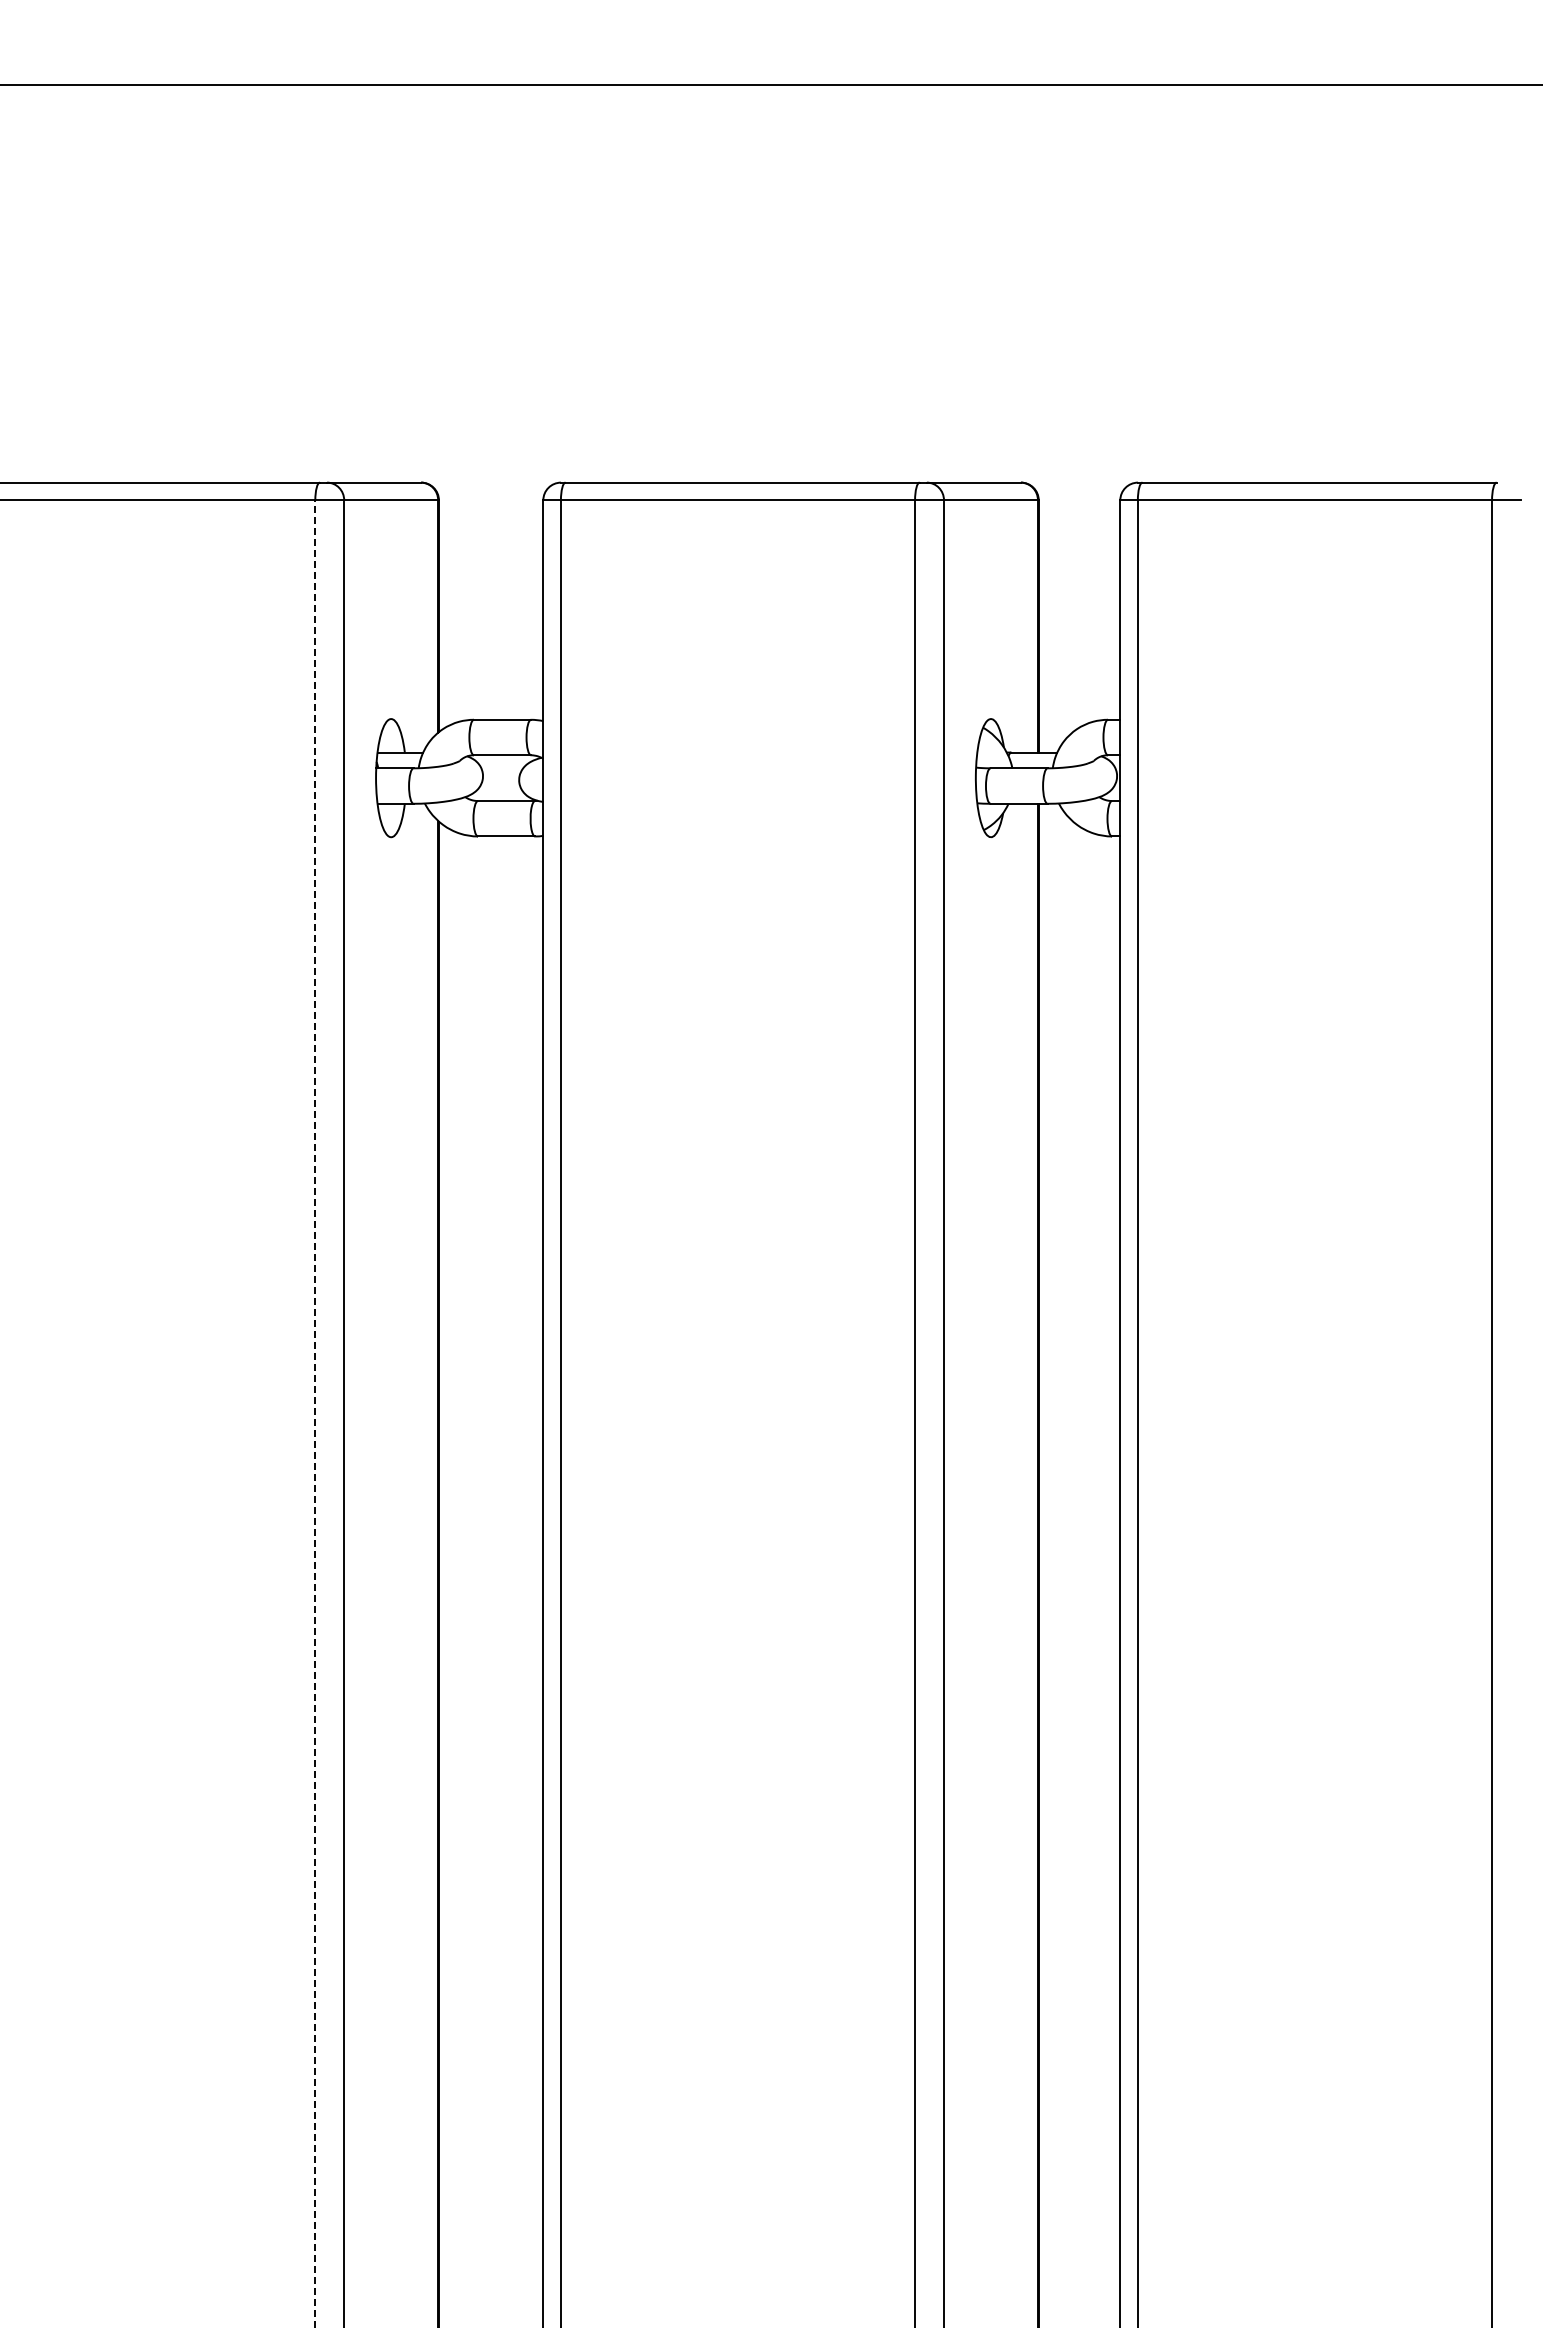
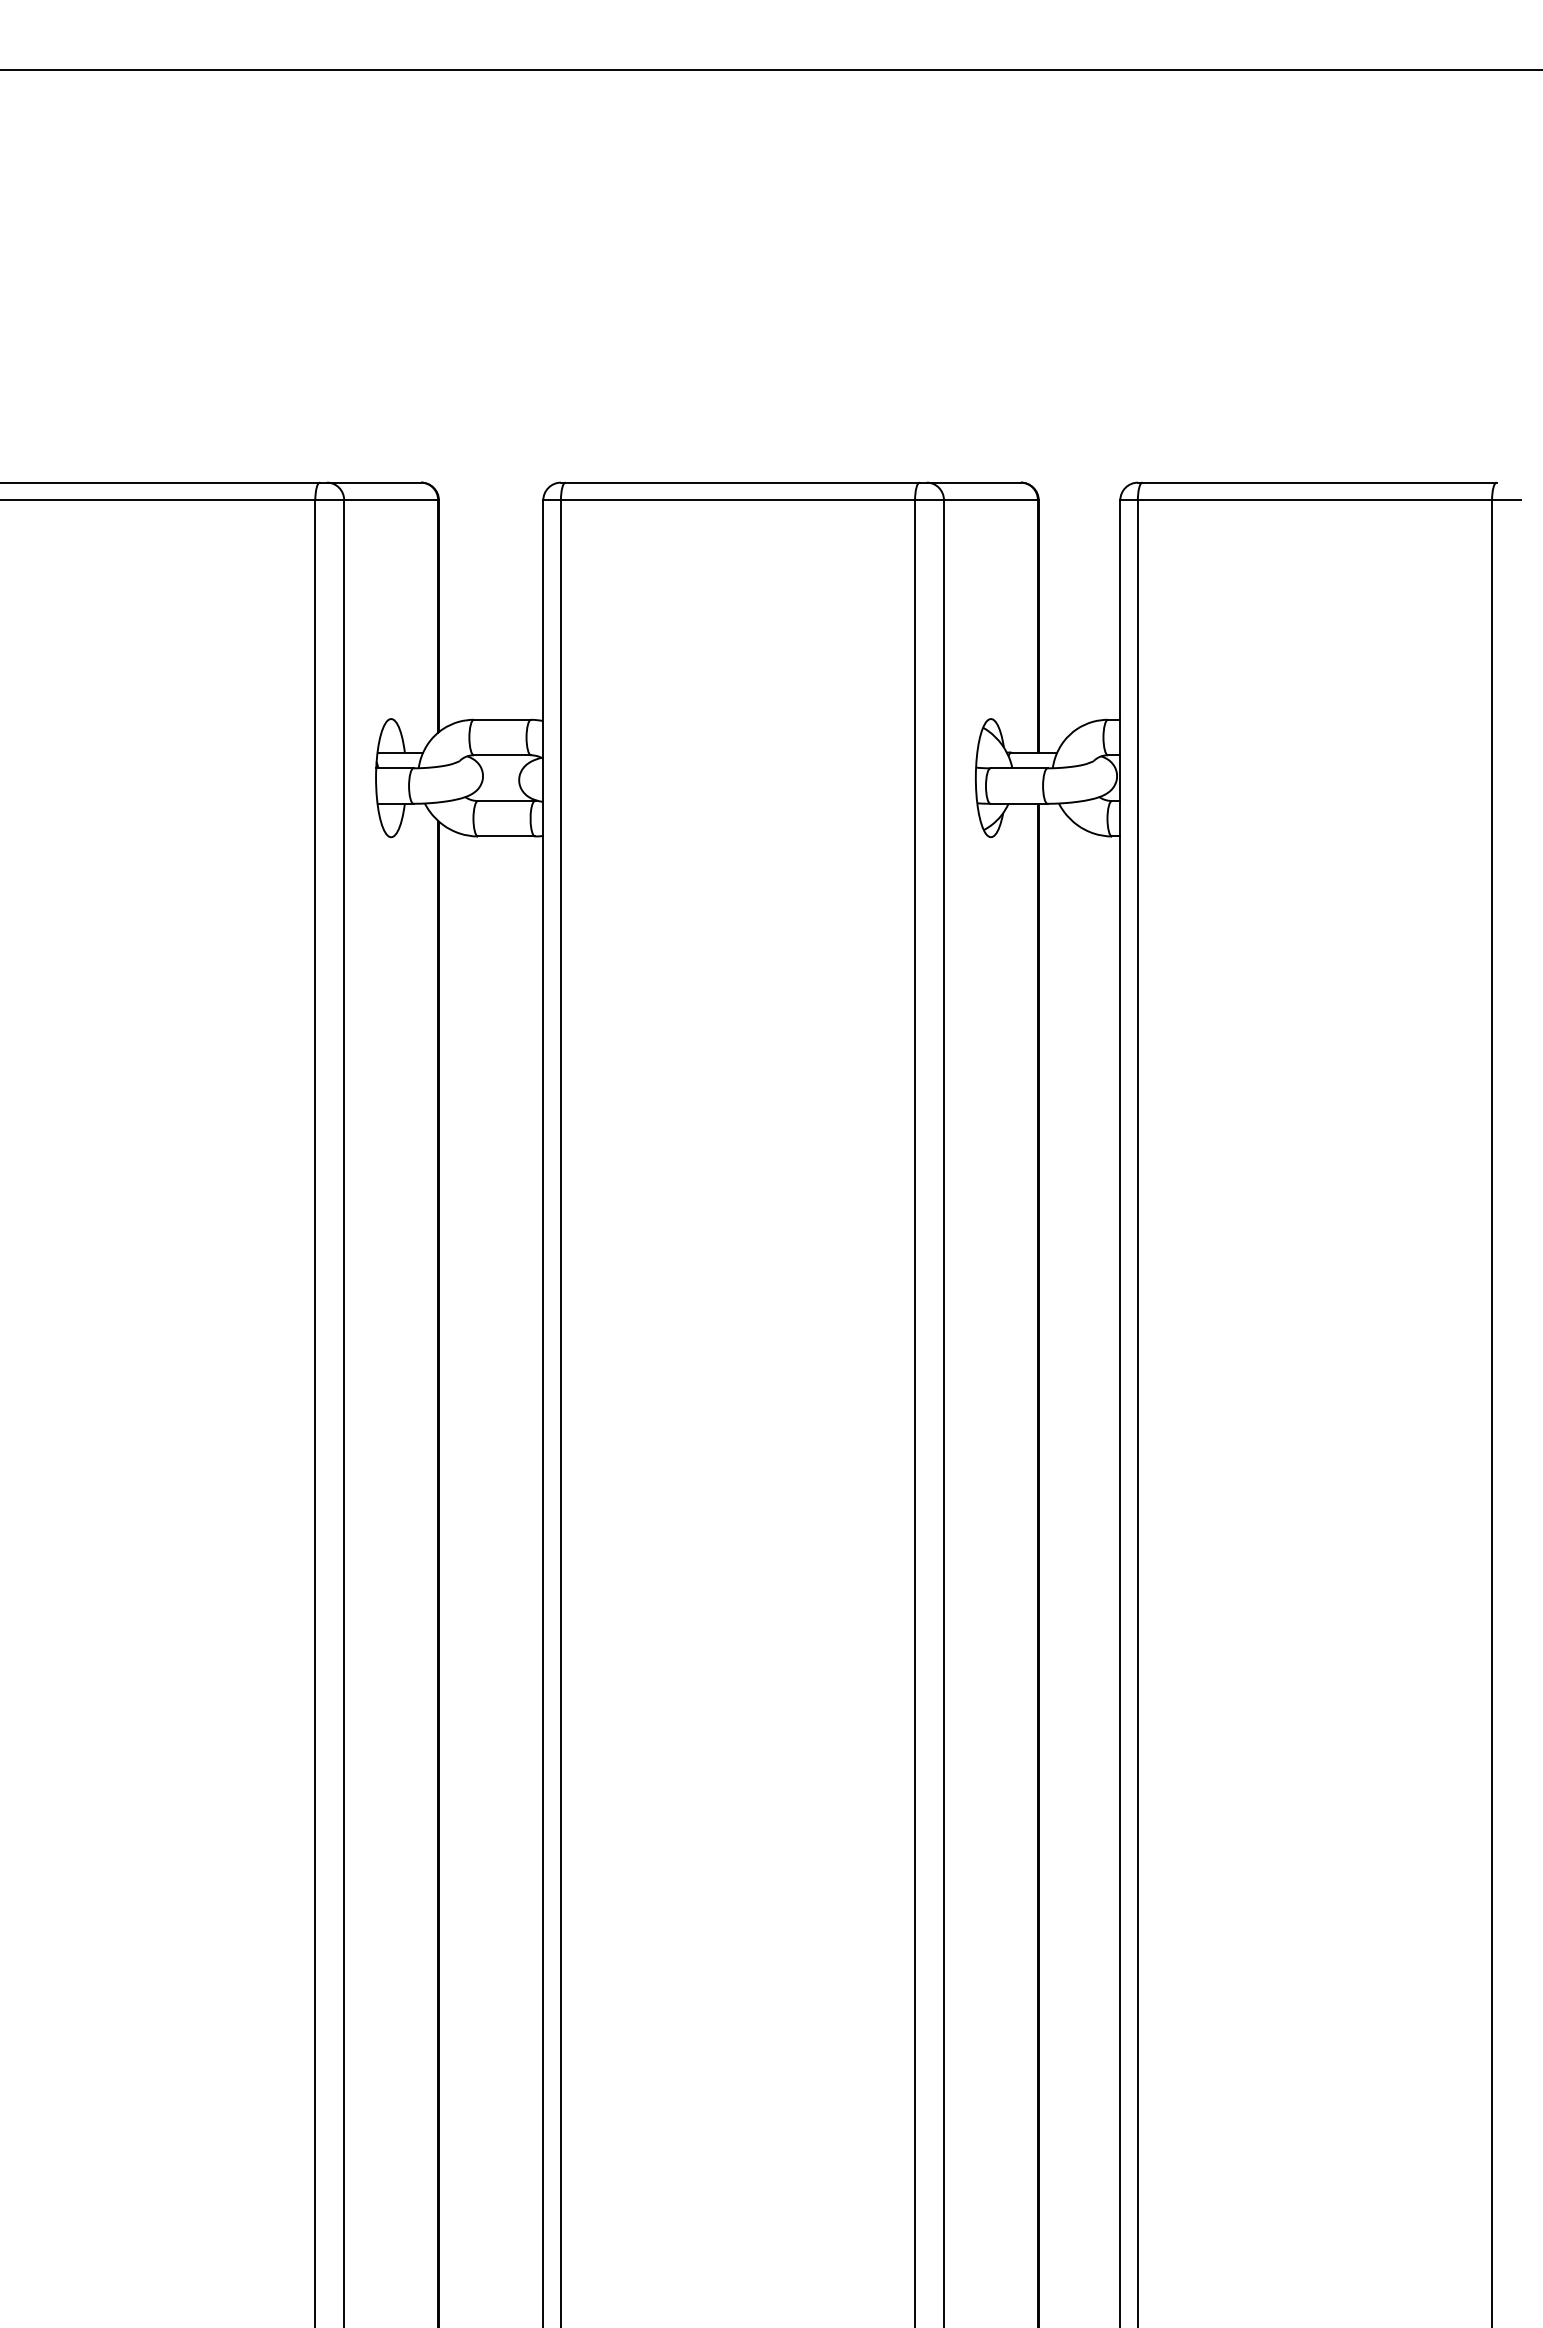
line position: (770, 84) -> (770, 69) (770, 69)
line: dashed -> solid (315, 1413)
